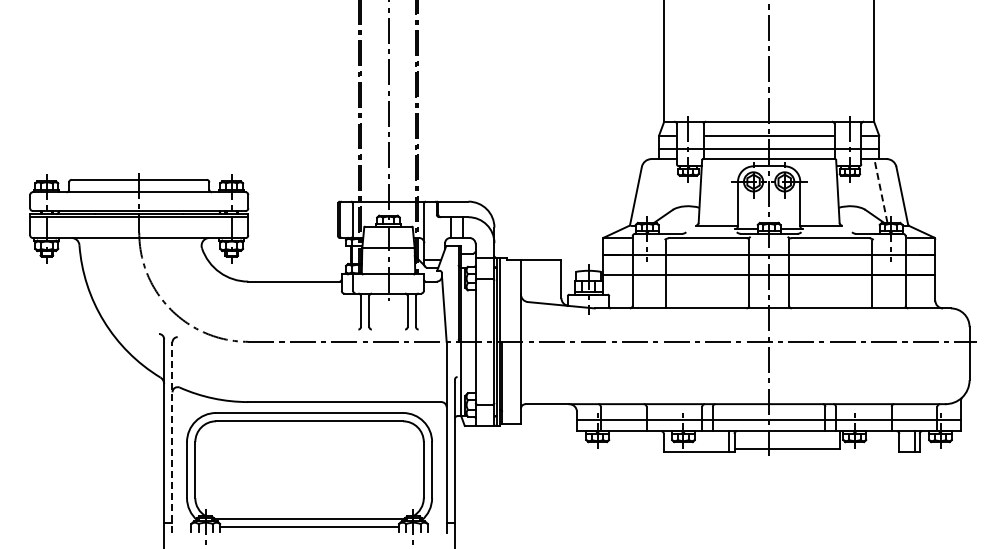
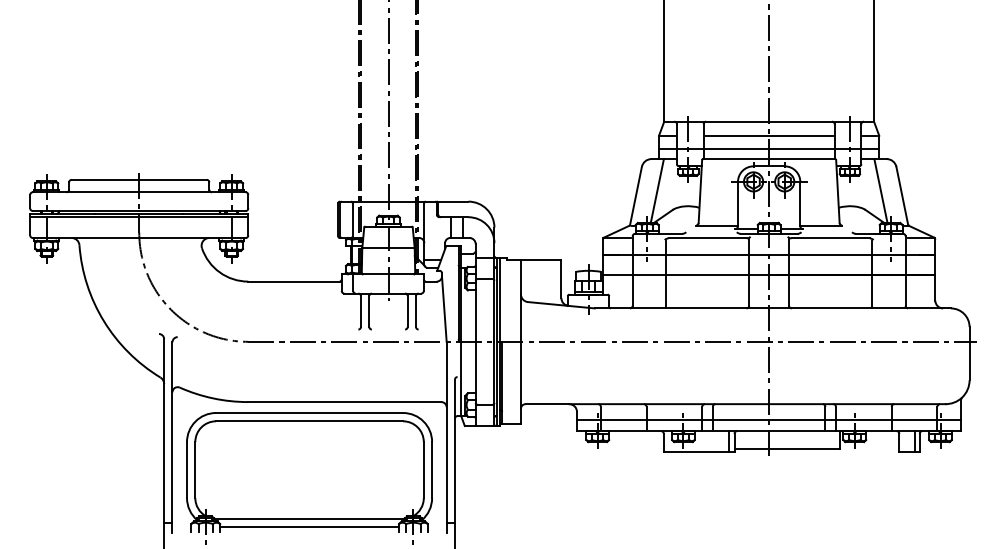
line: none -> present (656, 190)
line: dashed -> solid (880, 191)
line: dashed -> solid (172, 437)
